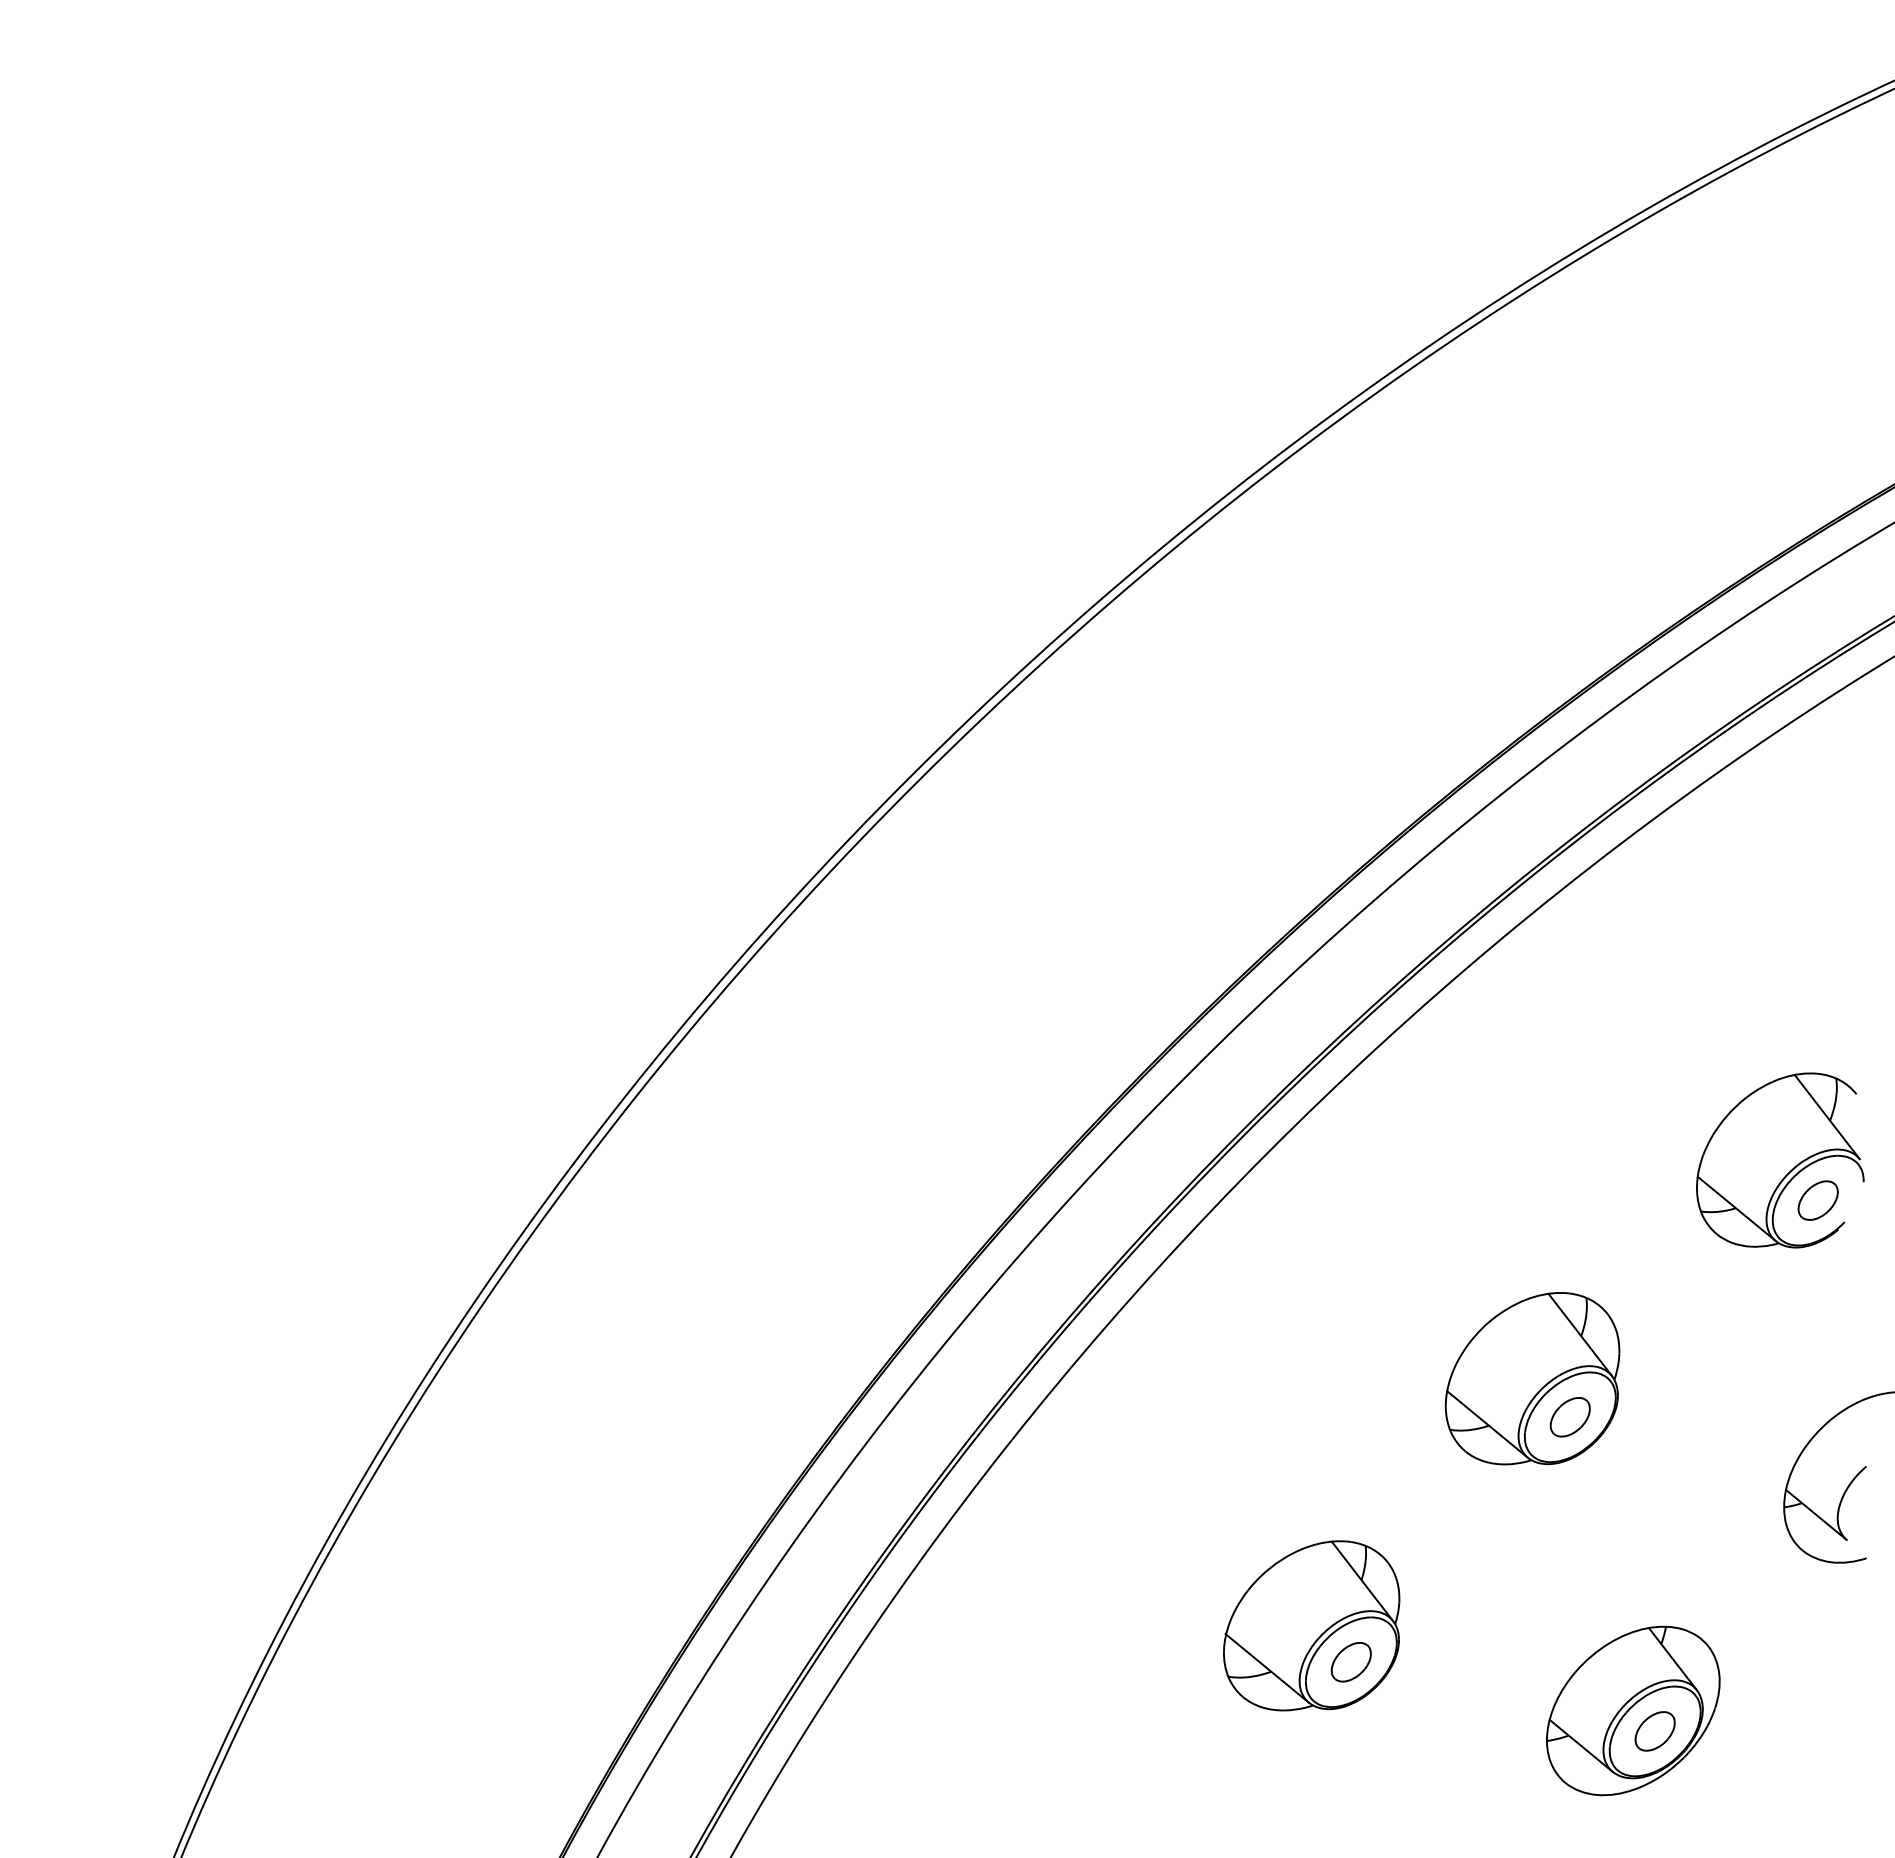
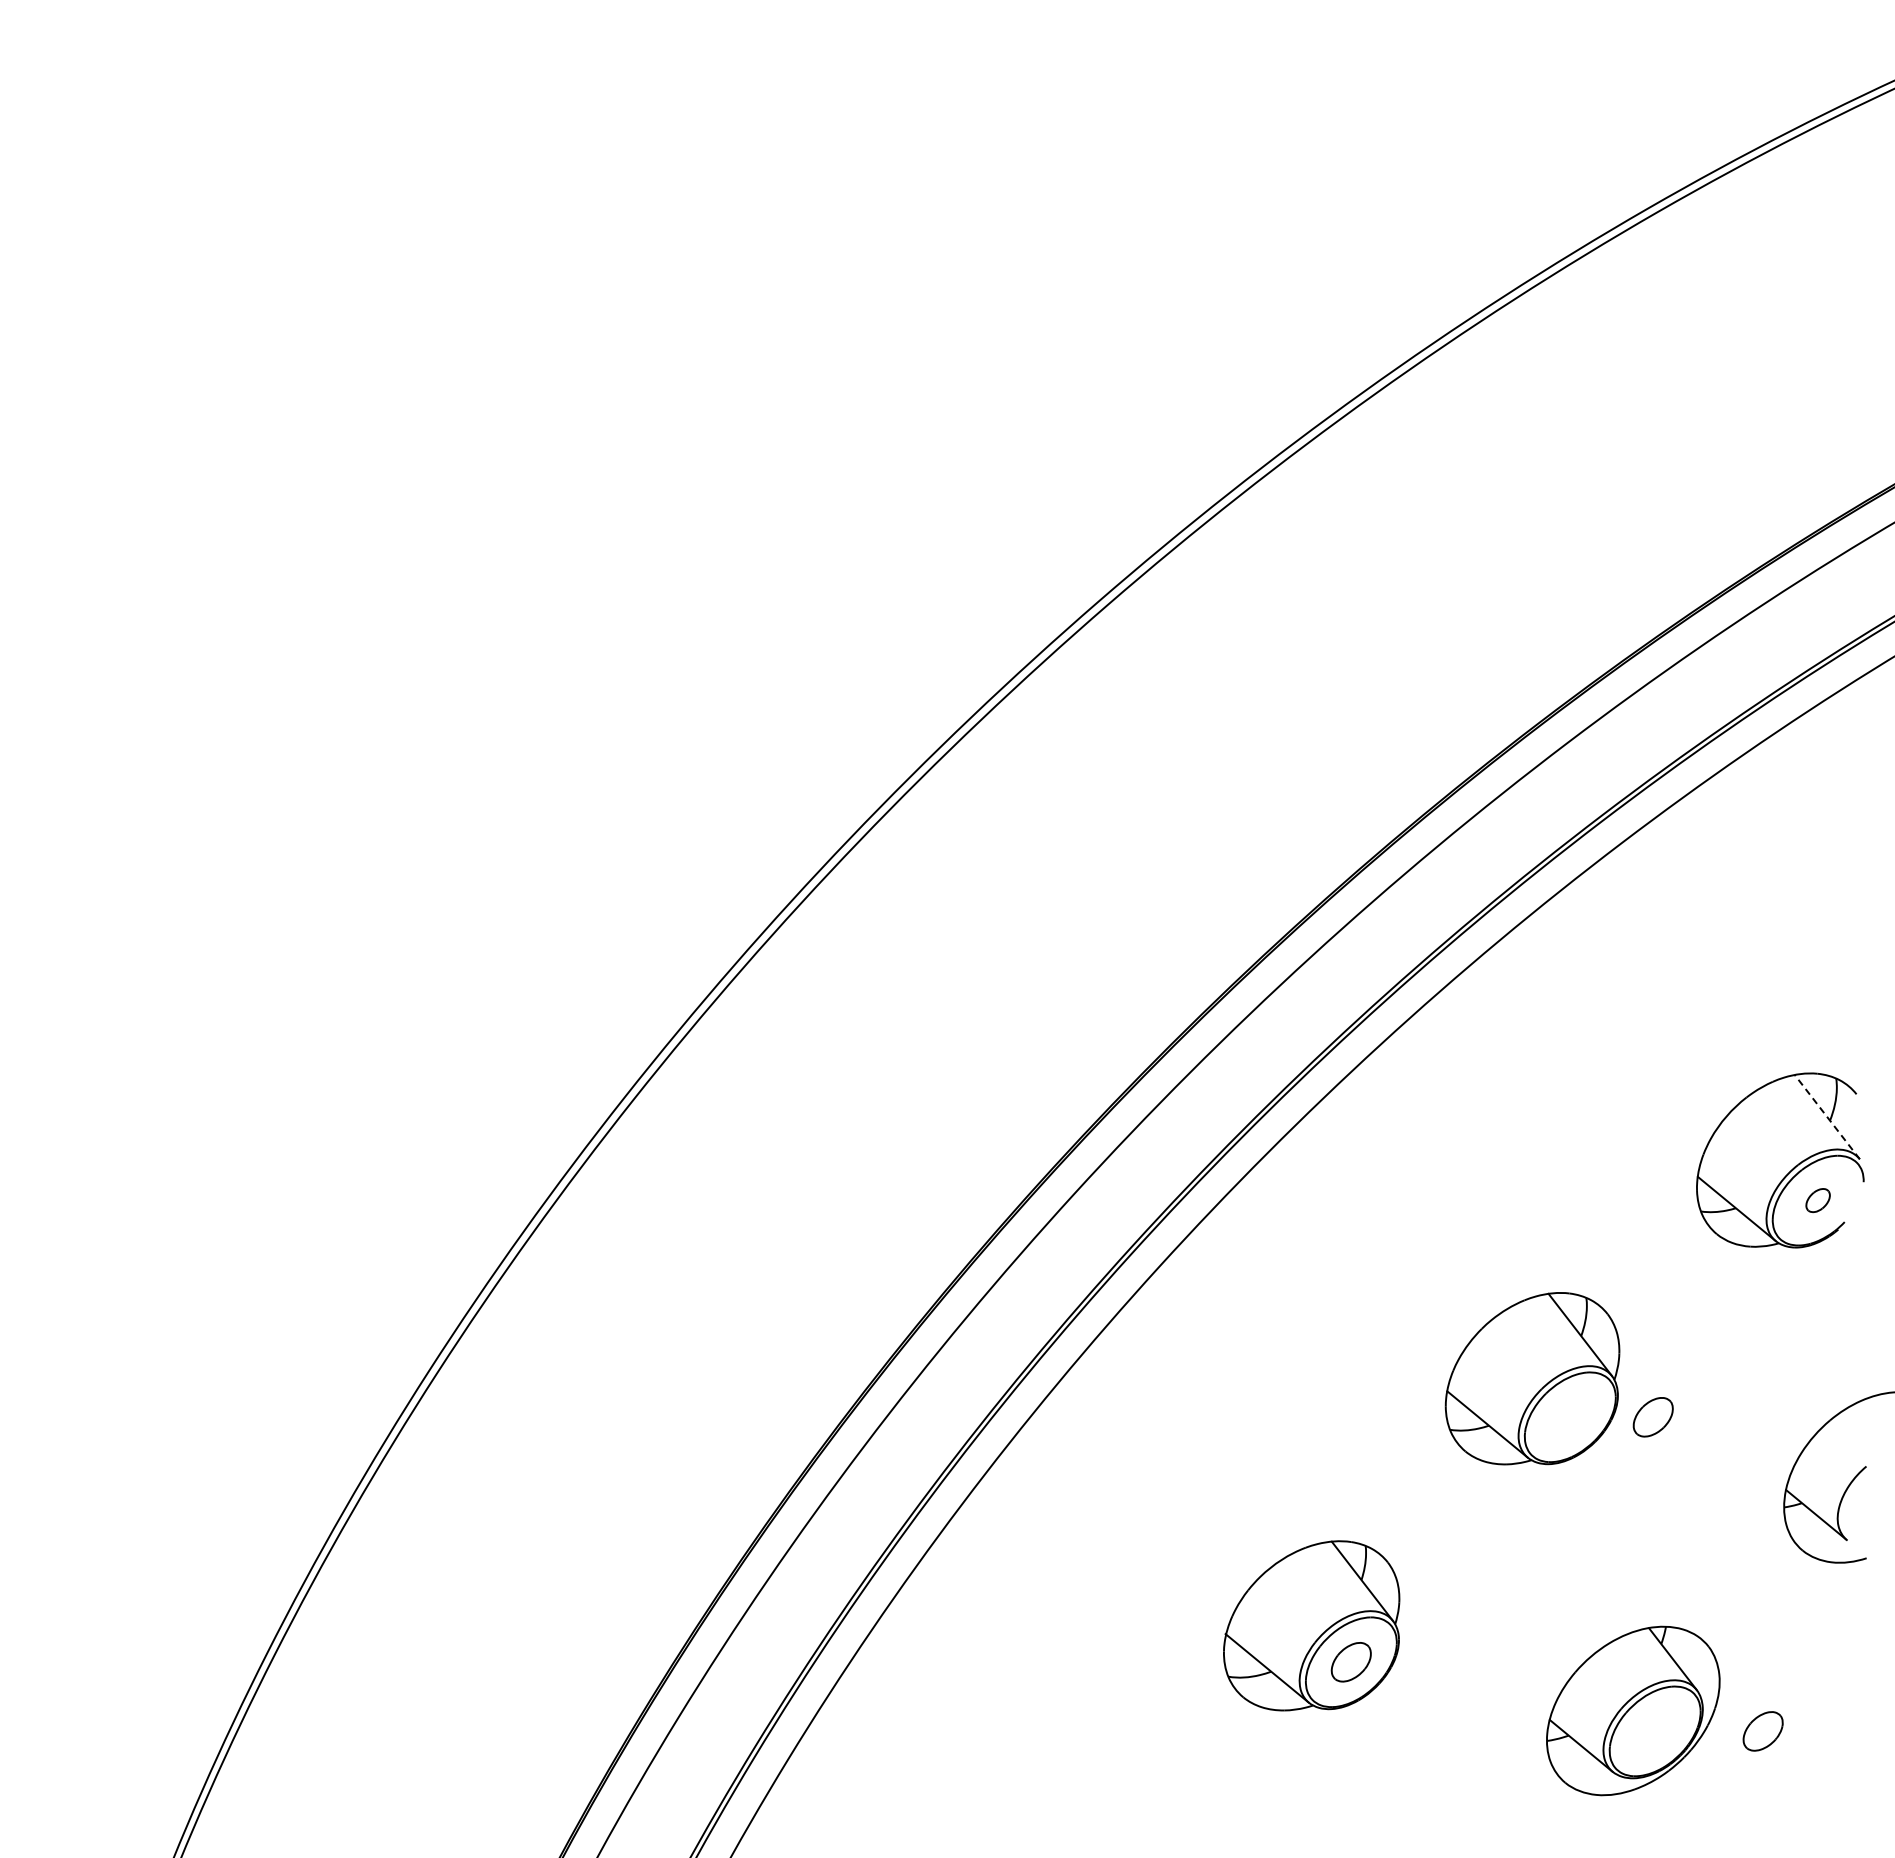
line: solid -> dashed (1827, 1116)
part size: 42x41 px -> 26x26 px (1817, 1200)
part position: (1569, 1417) -> (1652, 1417) (1652, 1417)
part position: (1654, 1731) -> (1762, 1731) (1762, 1731)
